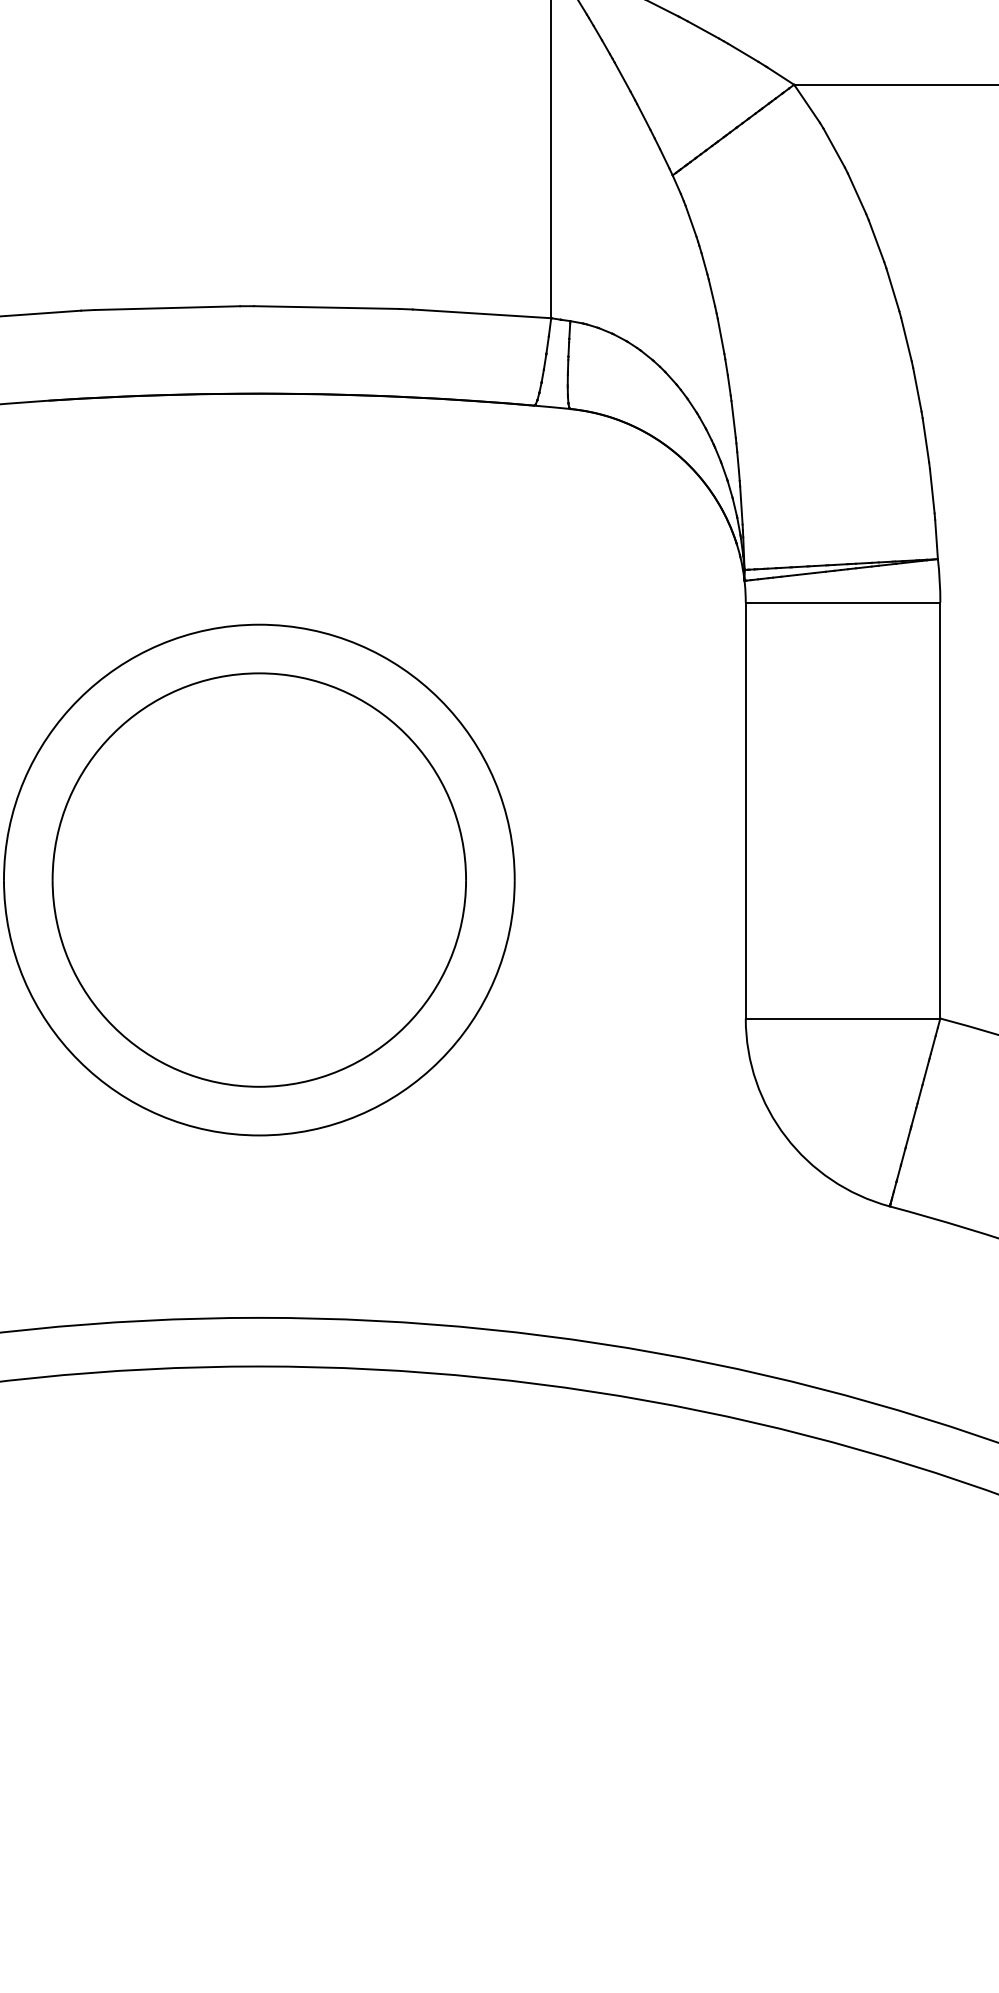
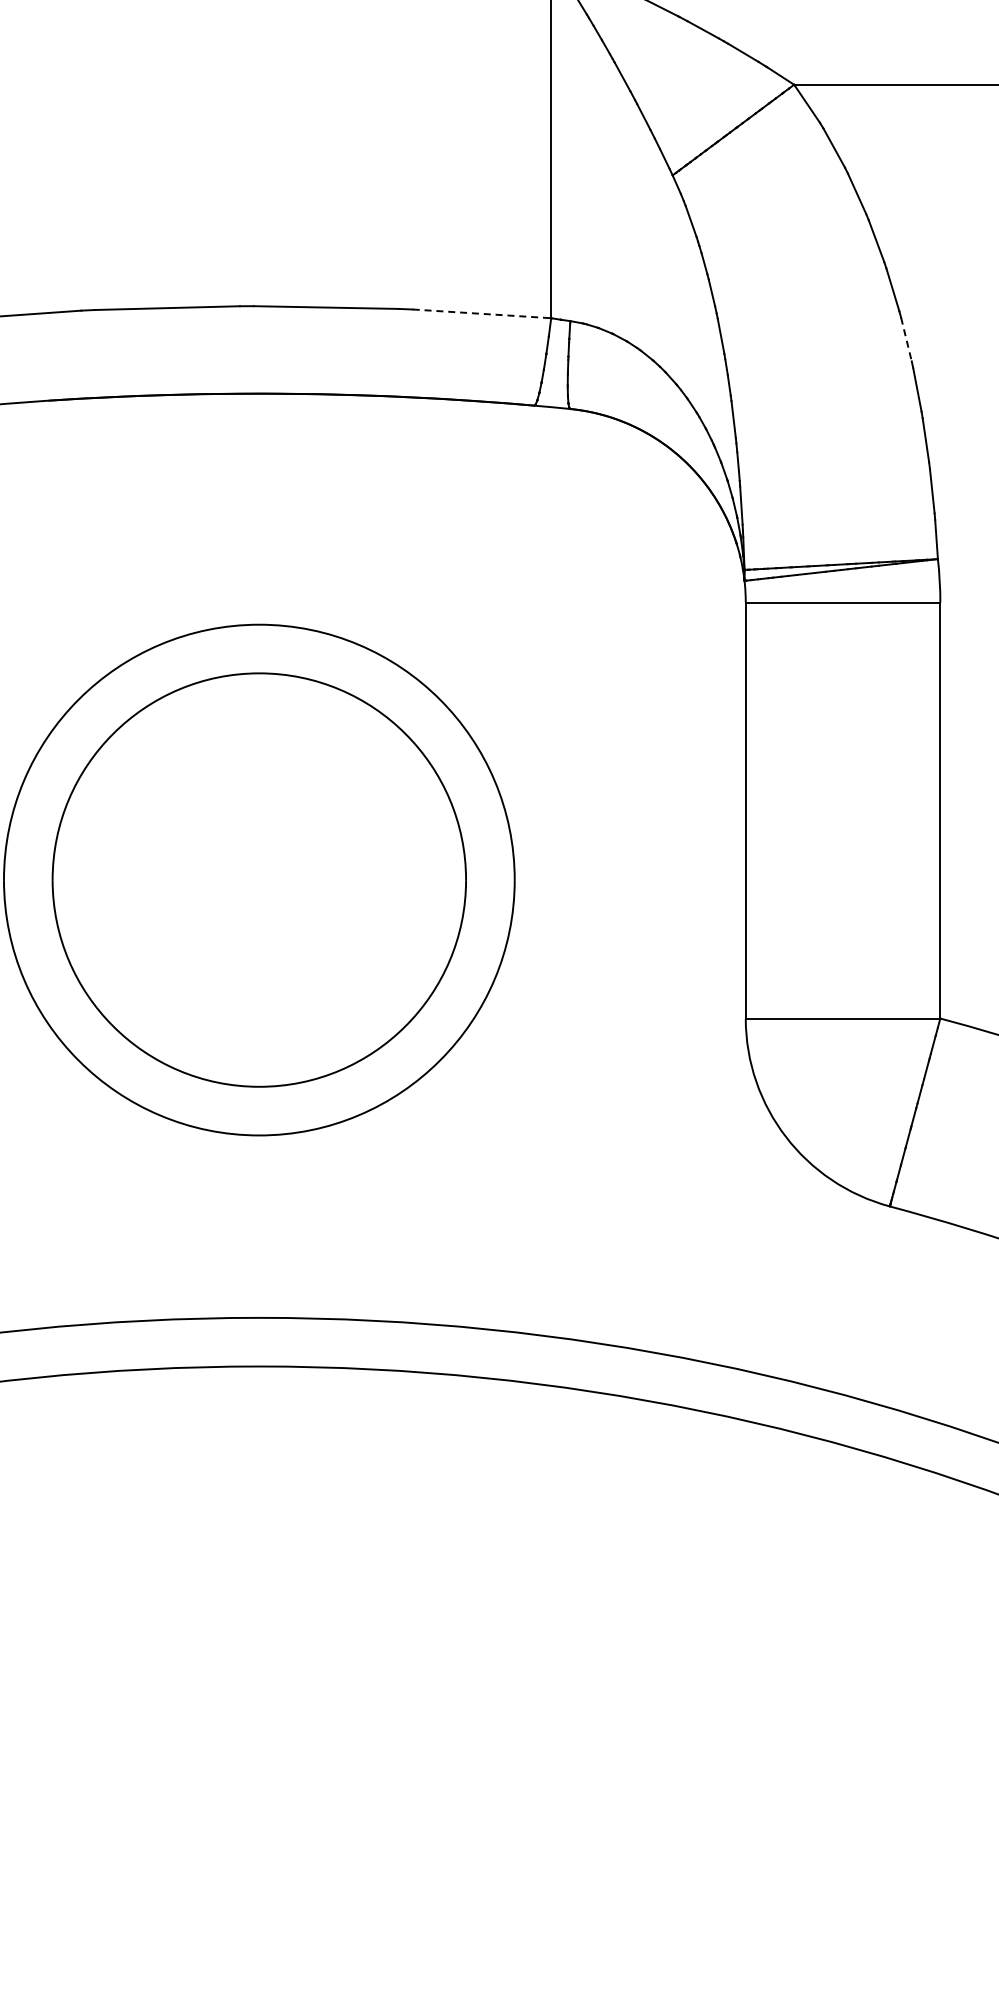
line: solid -> dashed (482, 313)
line: solid -> dashed (906, 340)
